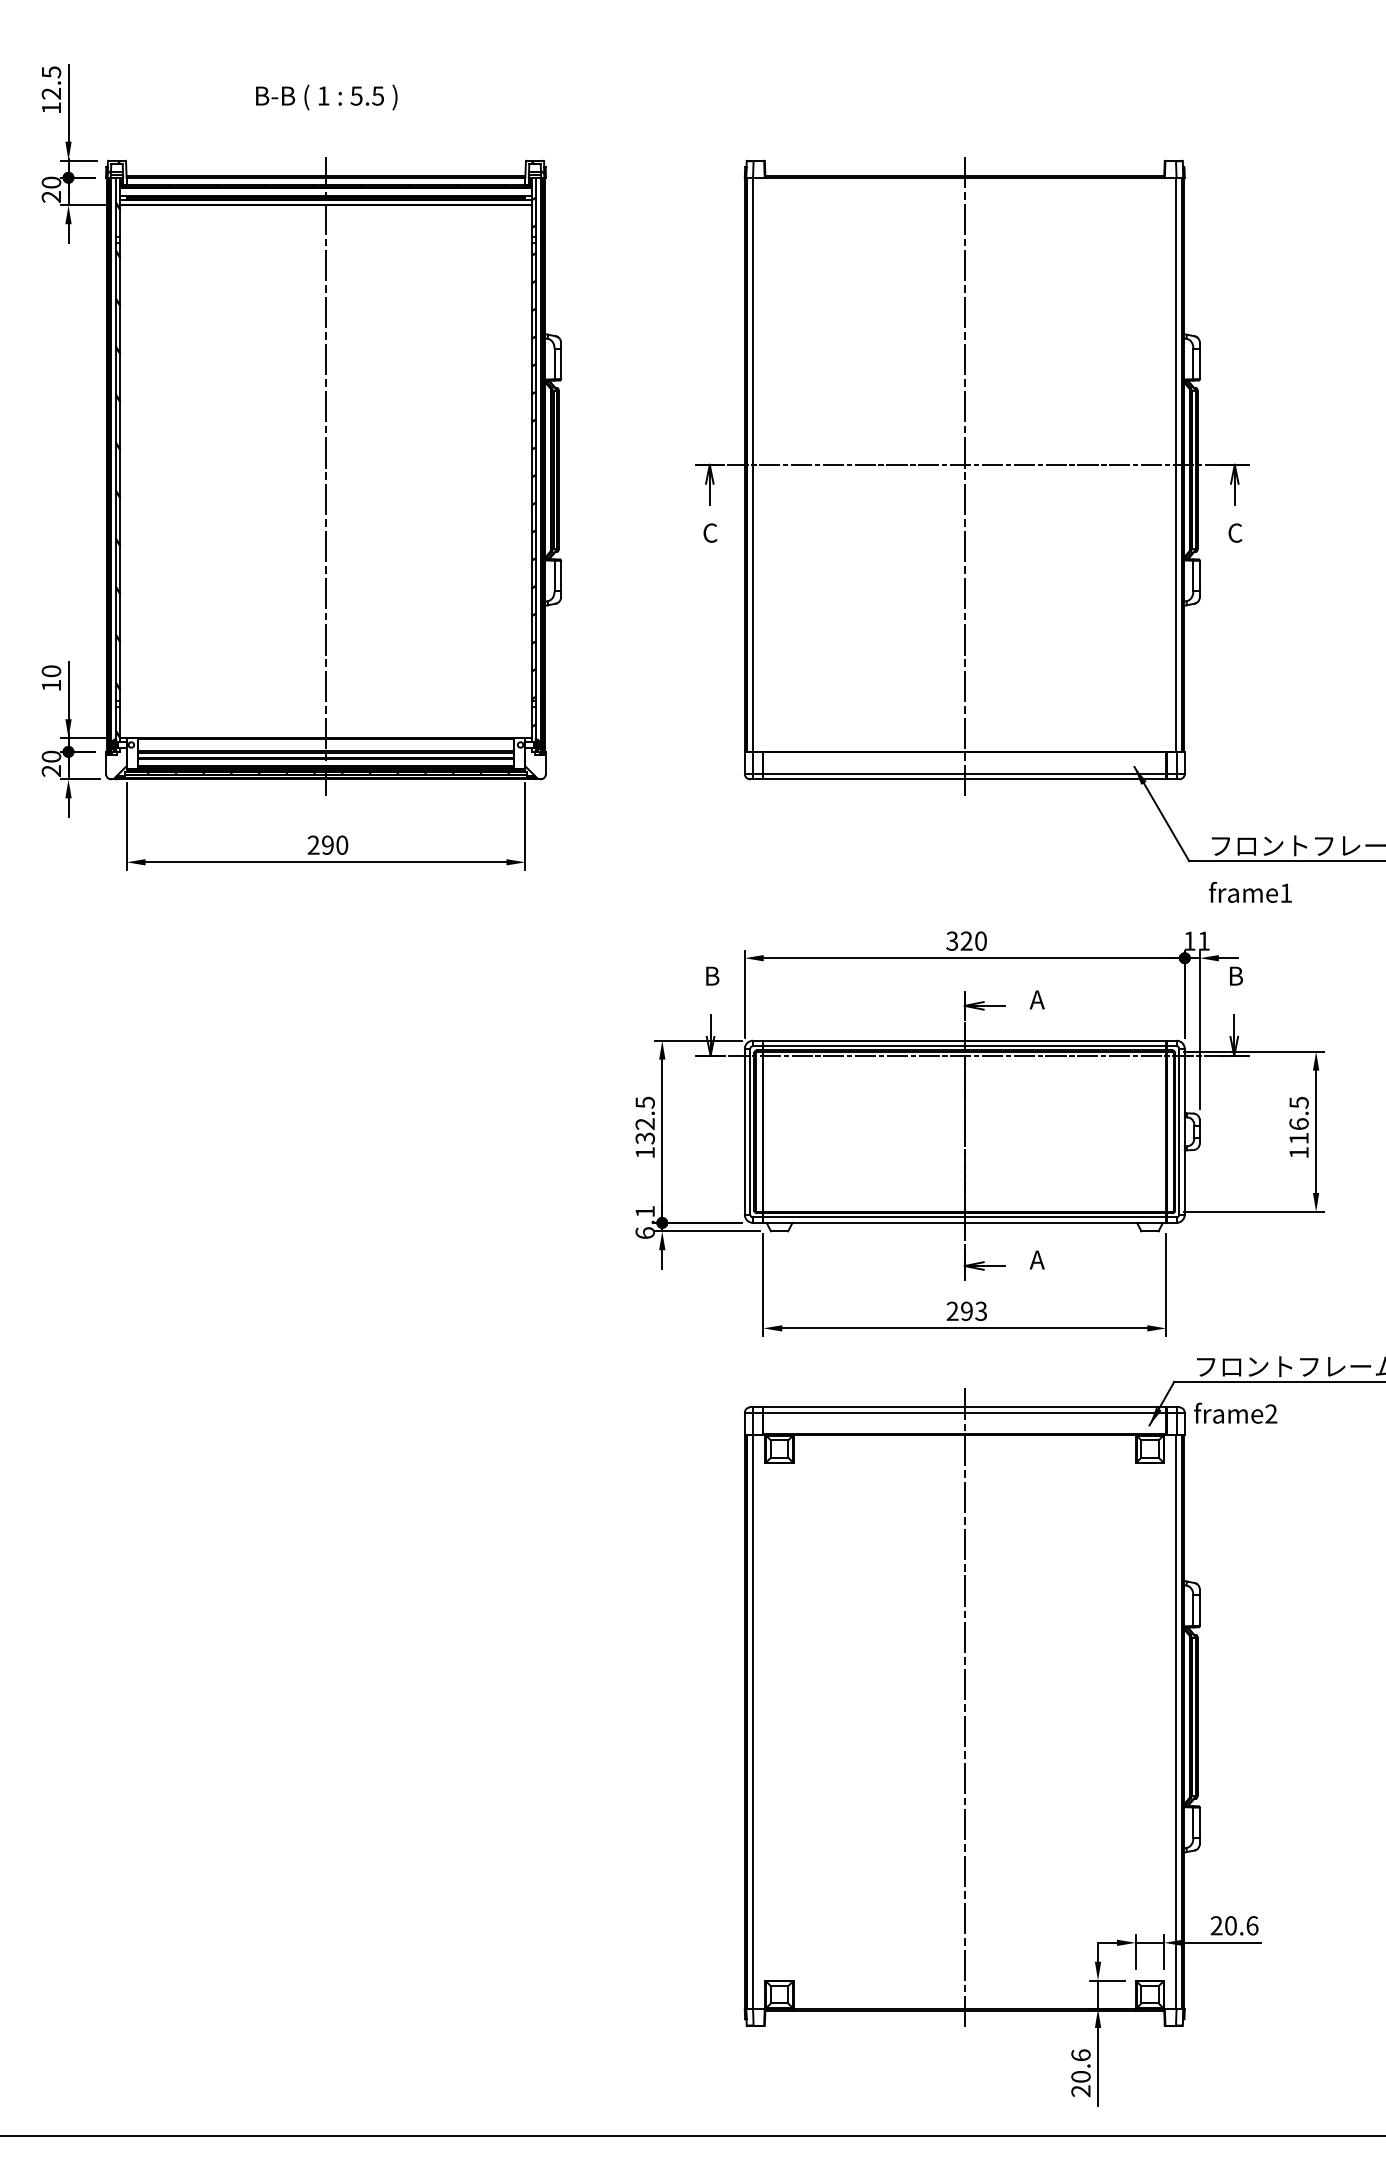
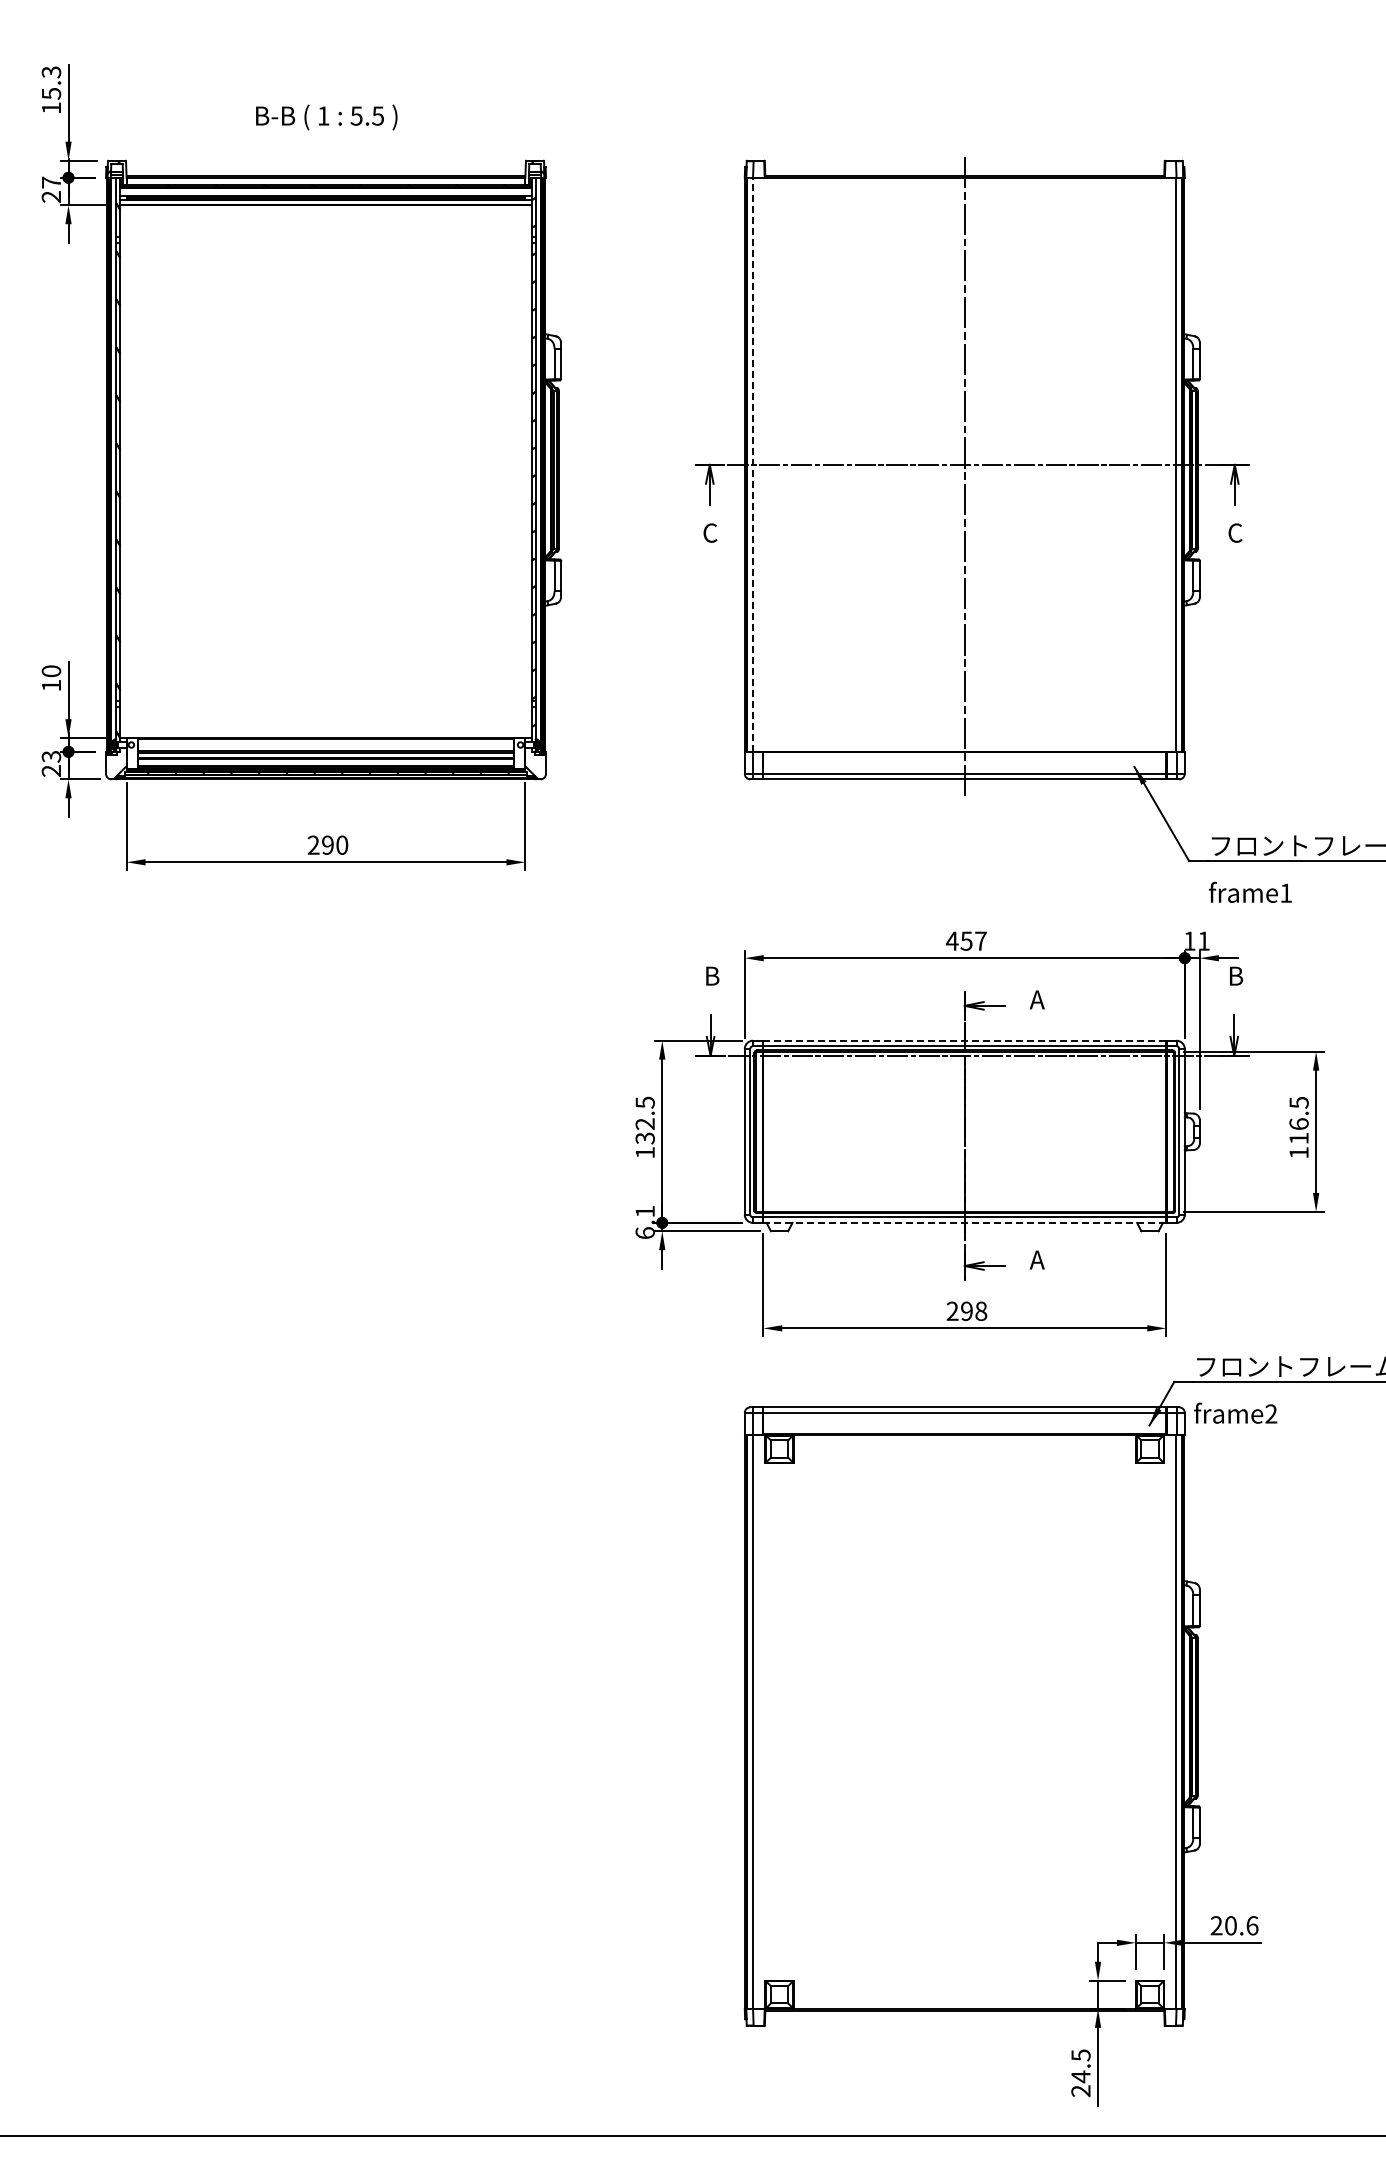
text: 12.5 -> 15.3 (51, 82)
text position: (326, 97) -> (326, 117) (326, 117)
text: 20 -> 27 (51, 182)
line: solid -> dashed (753, 464)
line: present -> none (326, 477)
text: 20 -> 23 (51, 756)
text: 320 -> 457 (965, 940)
line: solid -> dashed (965, 1040)
line: solid -> dashed (964, 1222)
text: 293 -> 298 (981, 1310)
line: present -> none (964, 1708)
text: 20.6 -> 24.5 (1080, 2066)
